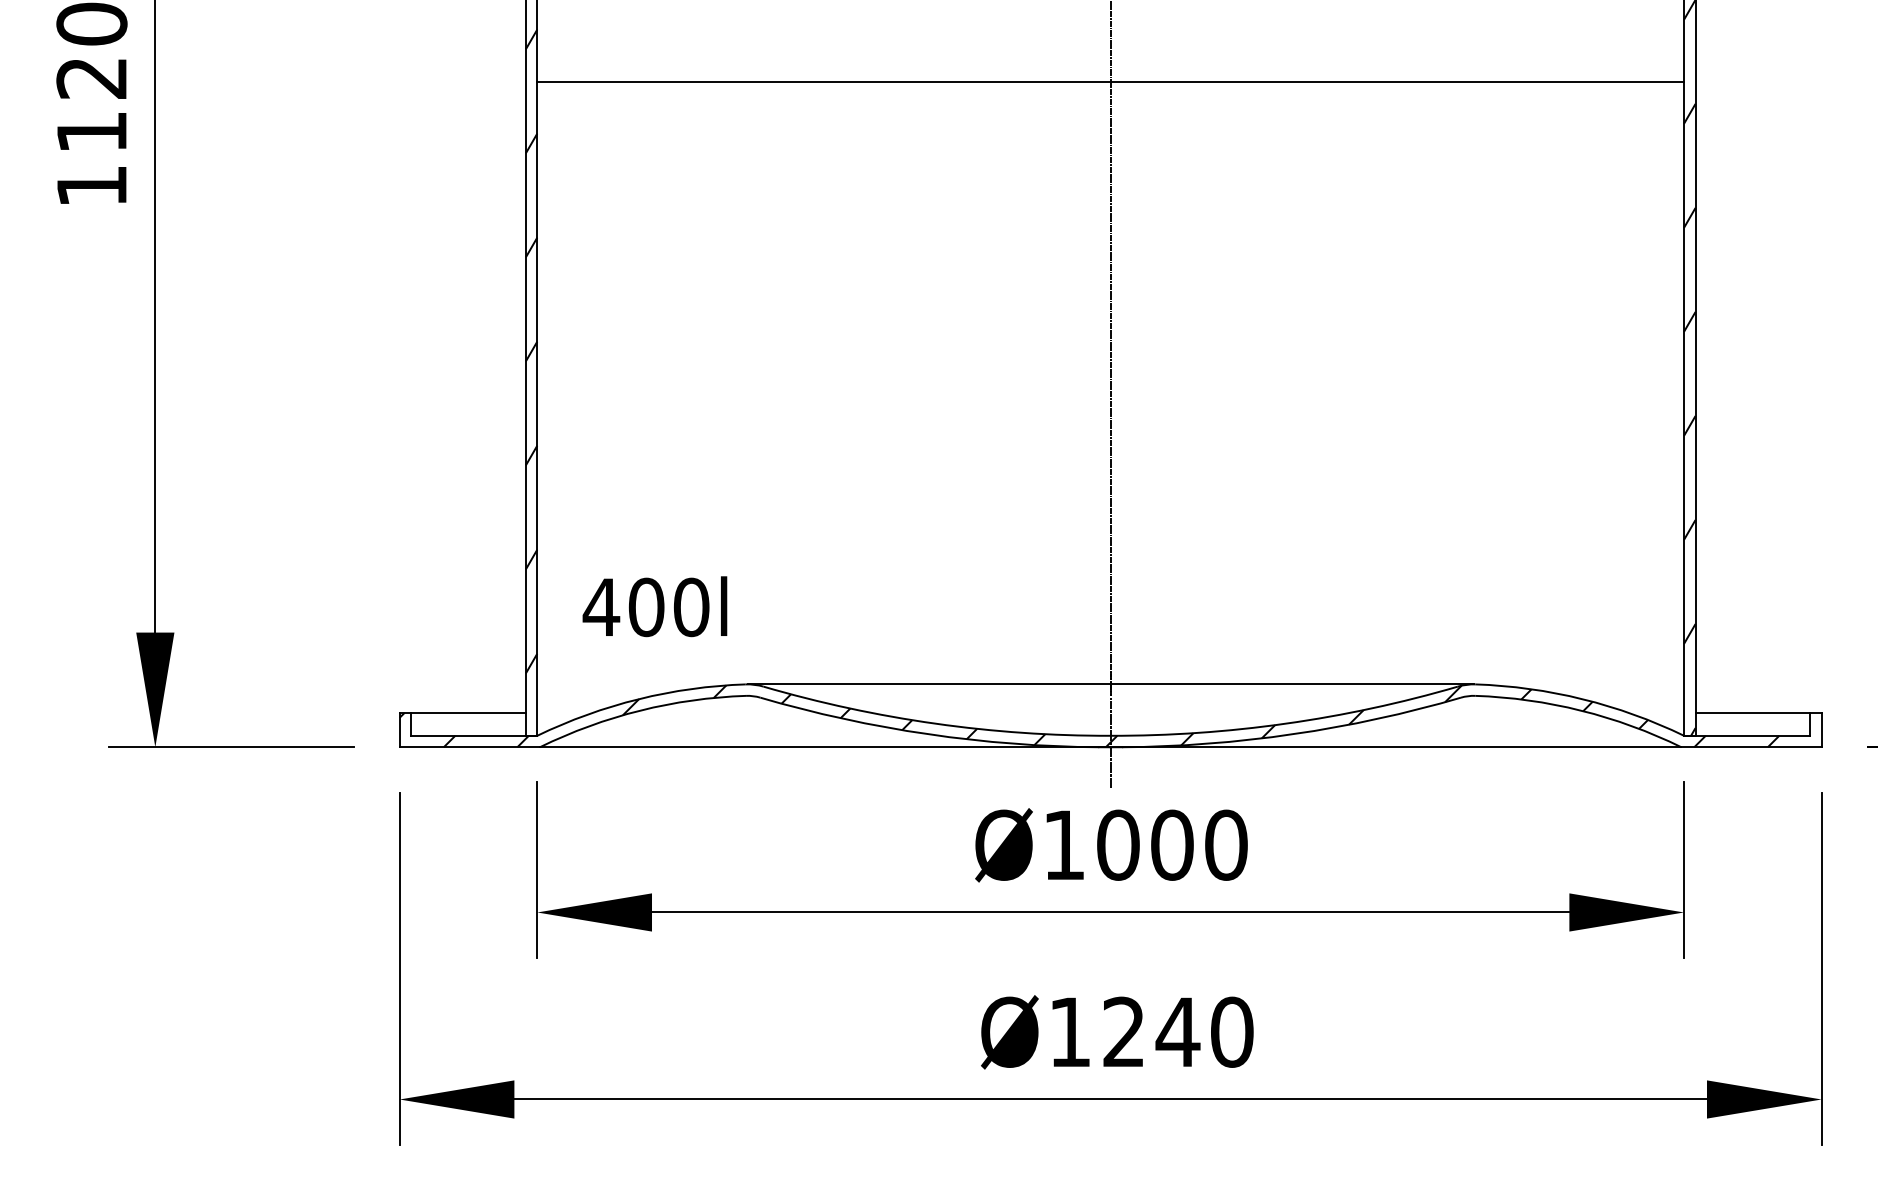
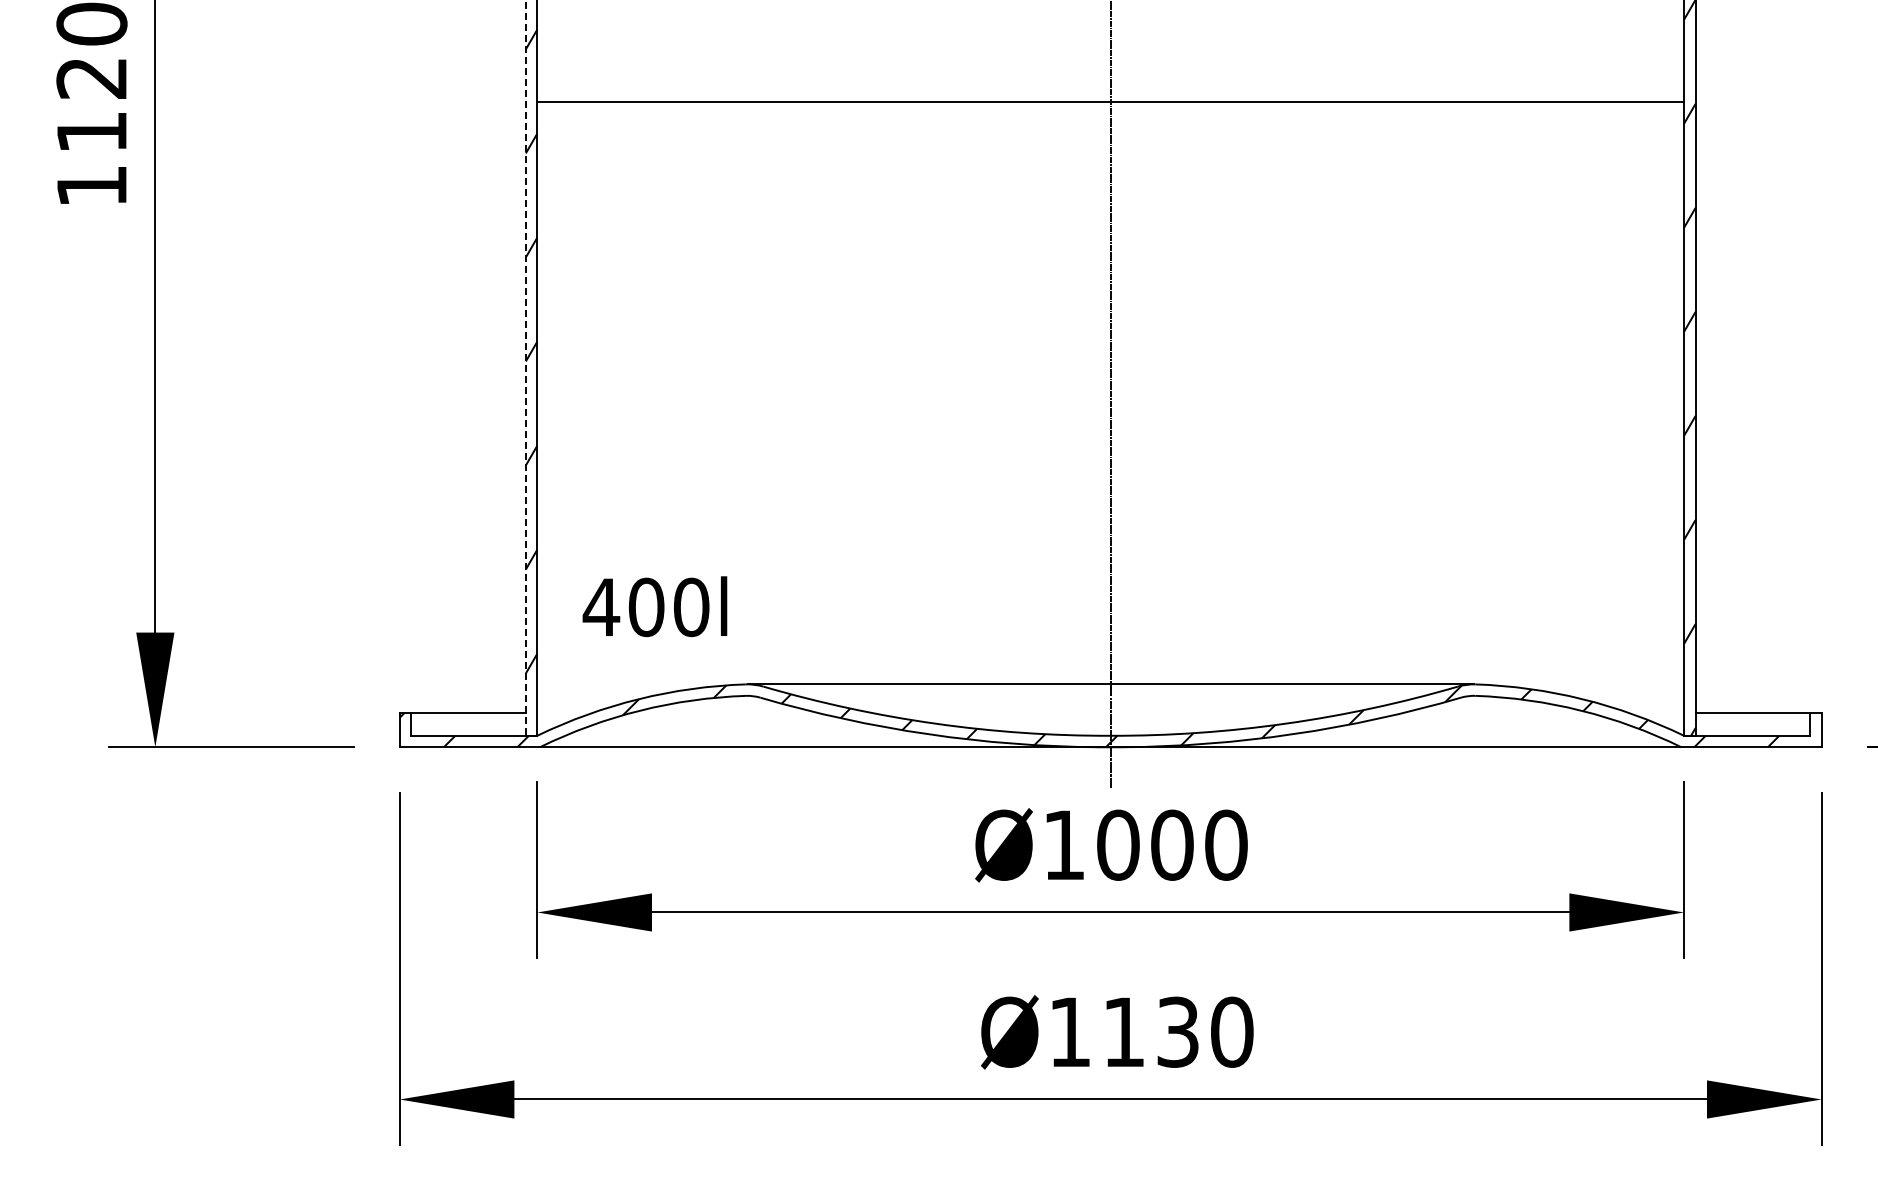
line position: (1110, 82) -> (1110, 102) (1110, 102)
line: solid -> dashed (525, 368)
text: Ø1240 -> Ø1130 (1151, 1031)
